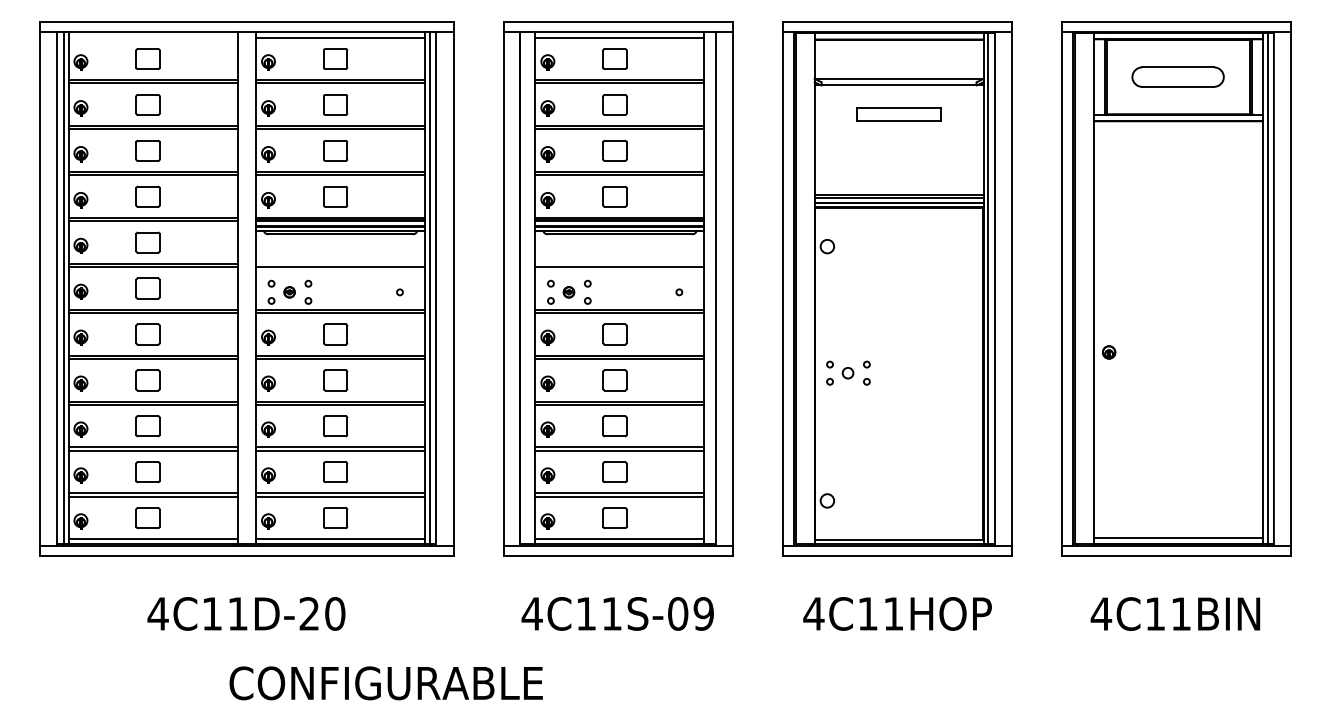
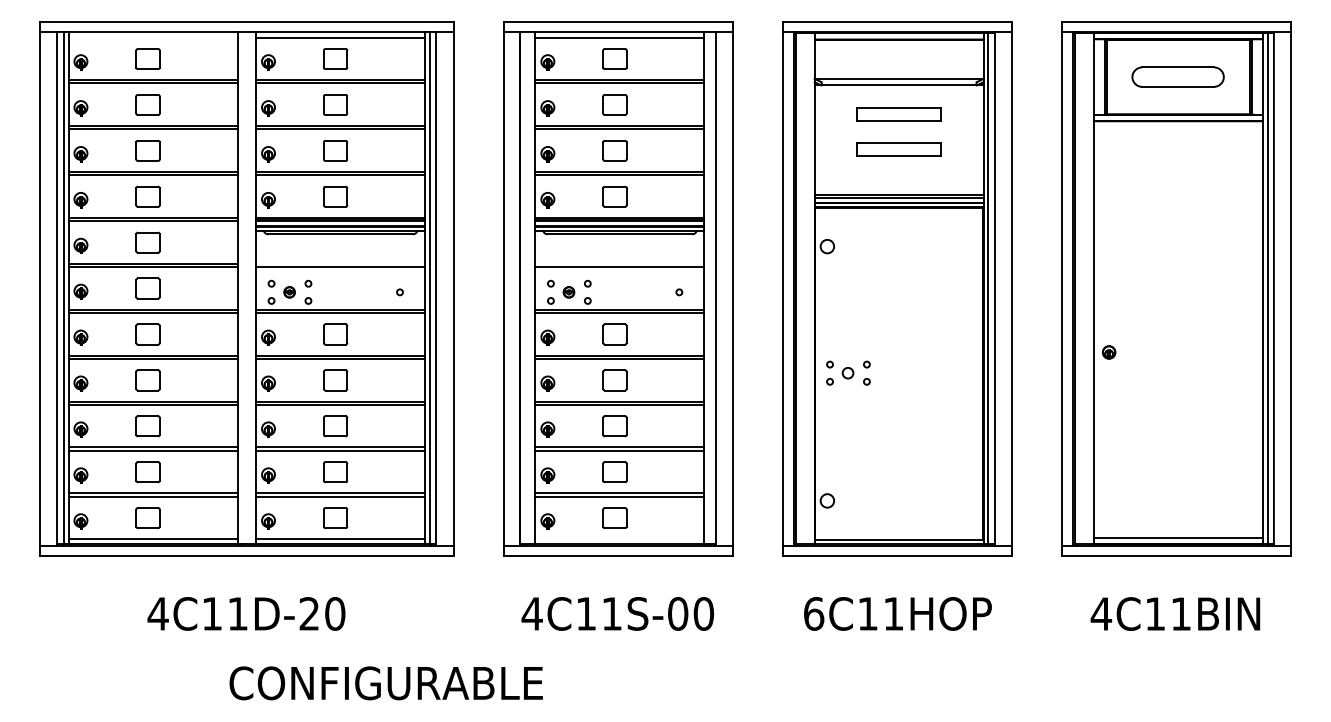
part: none -> present (898, 149)
line: present -> none (619, 539)
text: 4C11S-09 -> 4C11S-00 (703, 613)
text: 4C11HOP -> 6C11HOP (813, 613)
